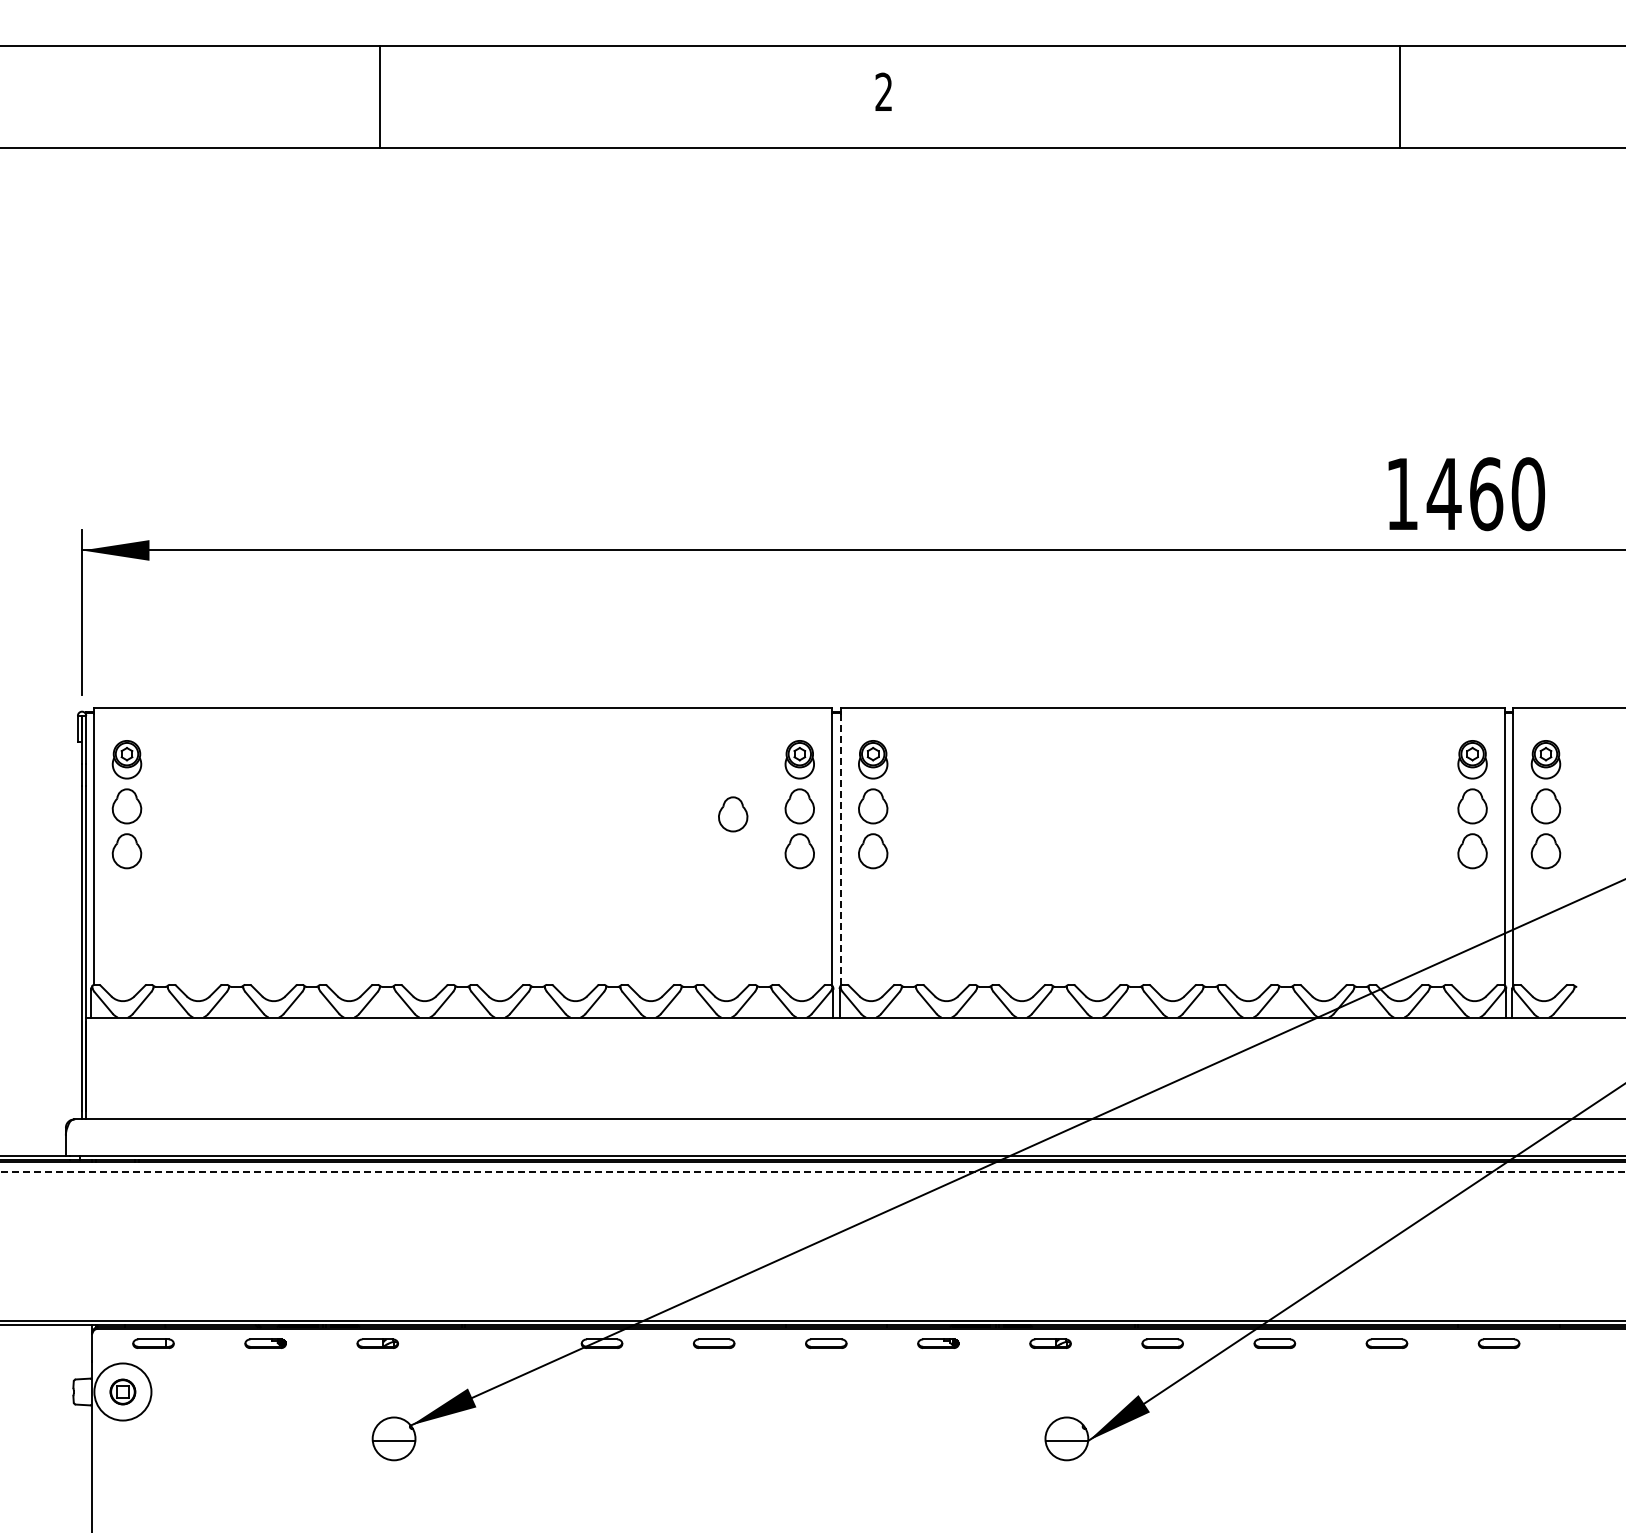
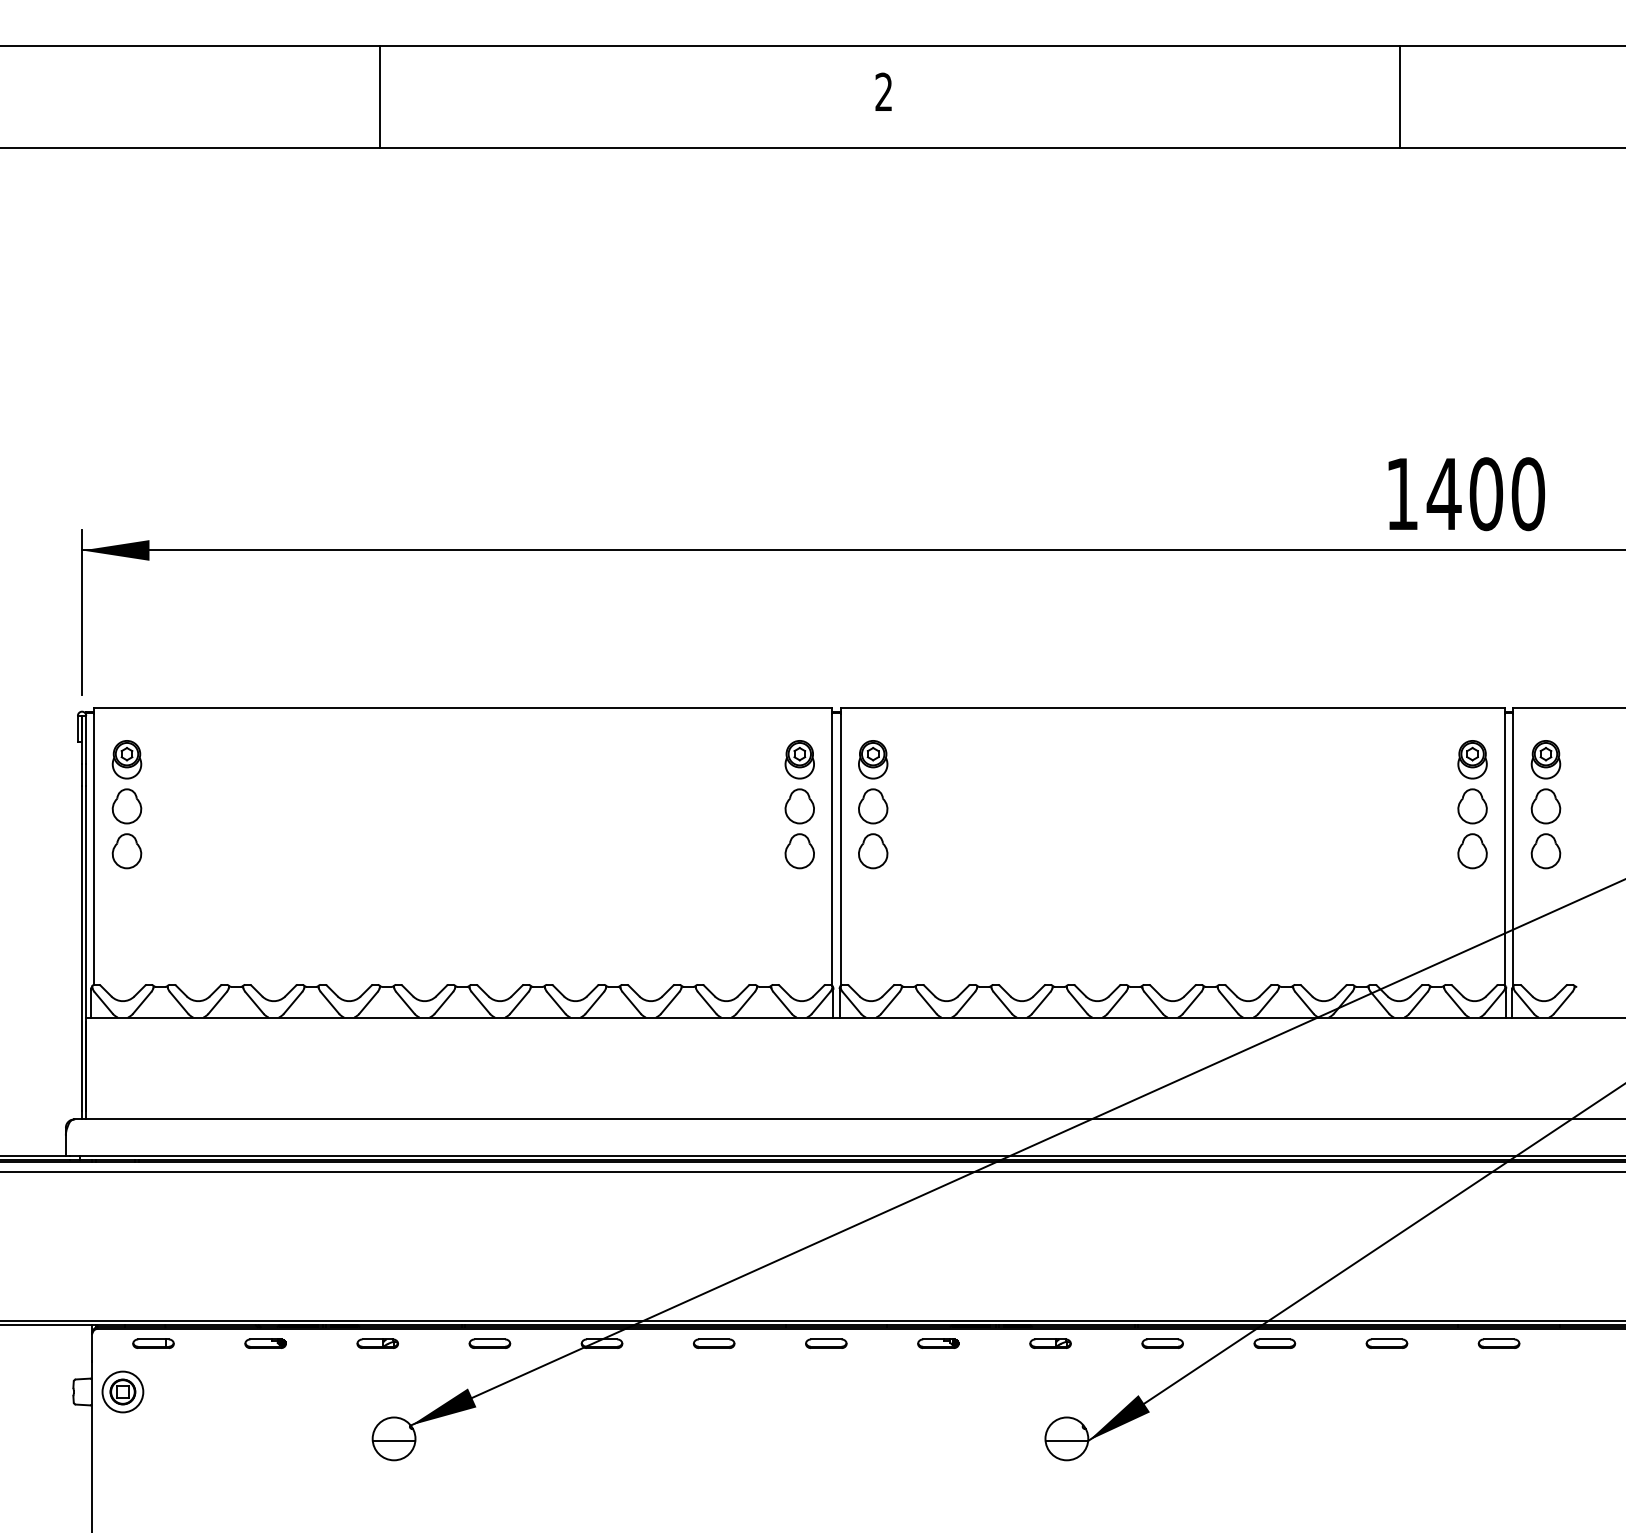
text: 1460 -> 1400 (1486, 494)
part: present -> none (733, 814)
line: dashed -> solid (840, 850)
line: dashed -> solid (812, 1172)
part: none -> present (489, 1343)
circle diameter: 57 px -> 41 px (122, 1391)
